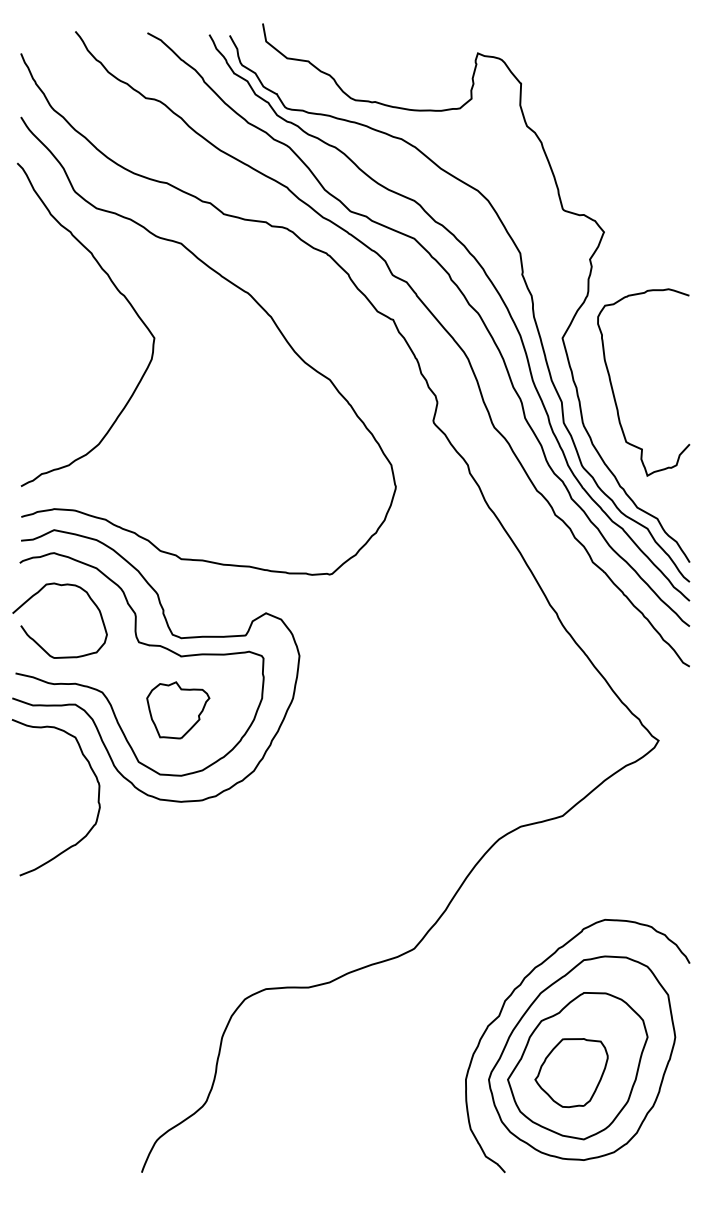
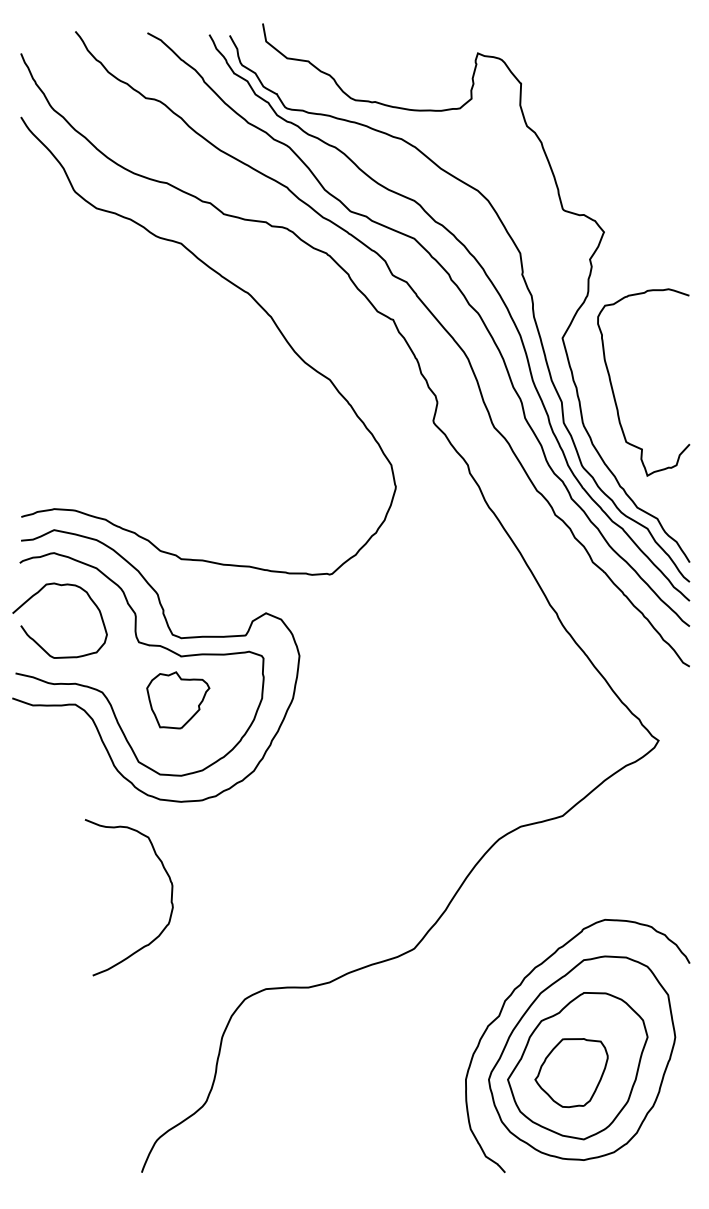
curve: present -> none (118, 292)
part position: (178, 710) -> (178, 700) (178, 700)
curve position: (97, 798) -> (170, 898) (170, 898)
